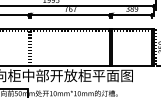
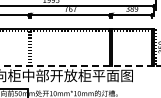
line: solid -> dashed (77, 65)
